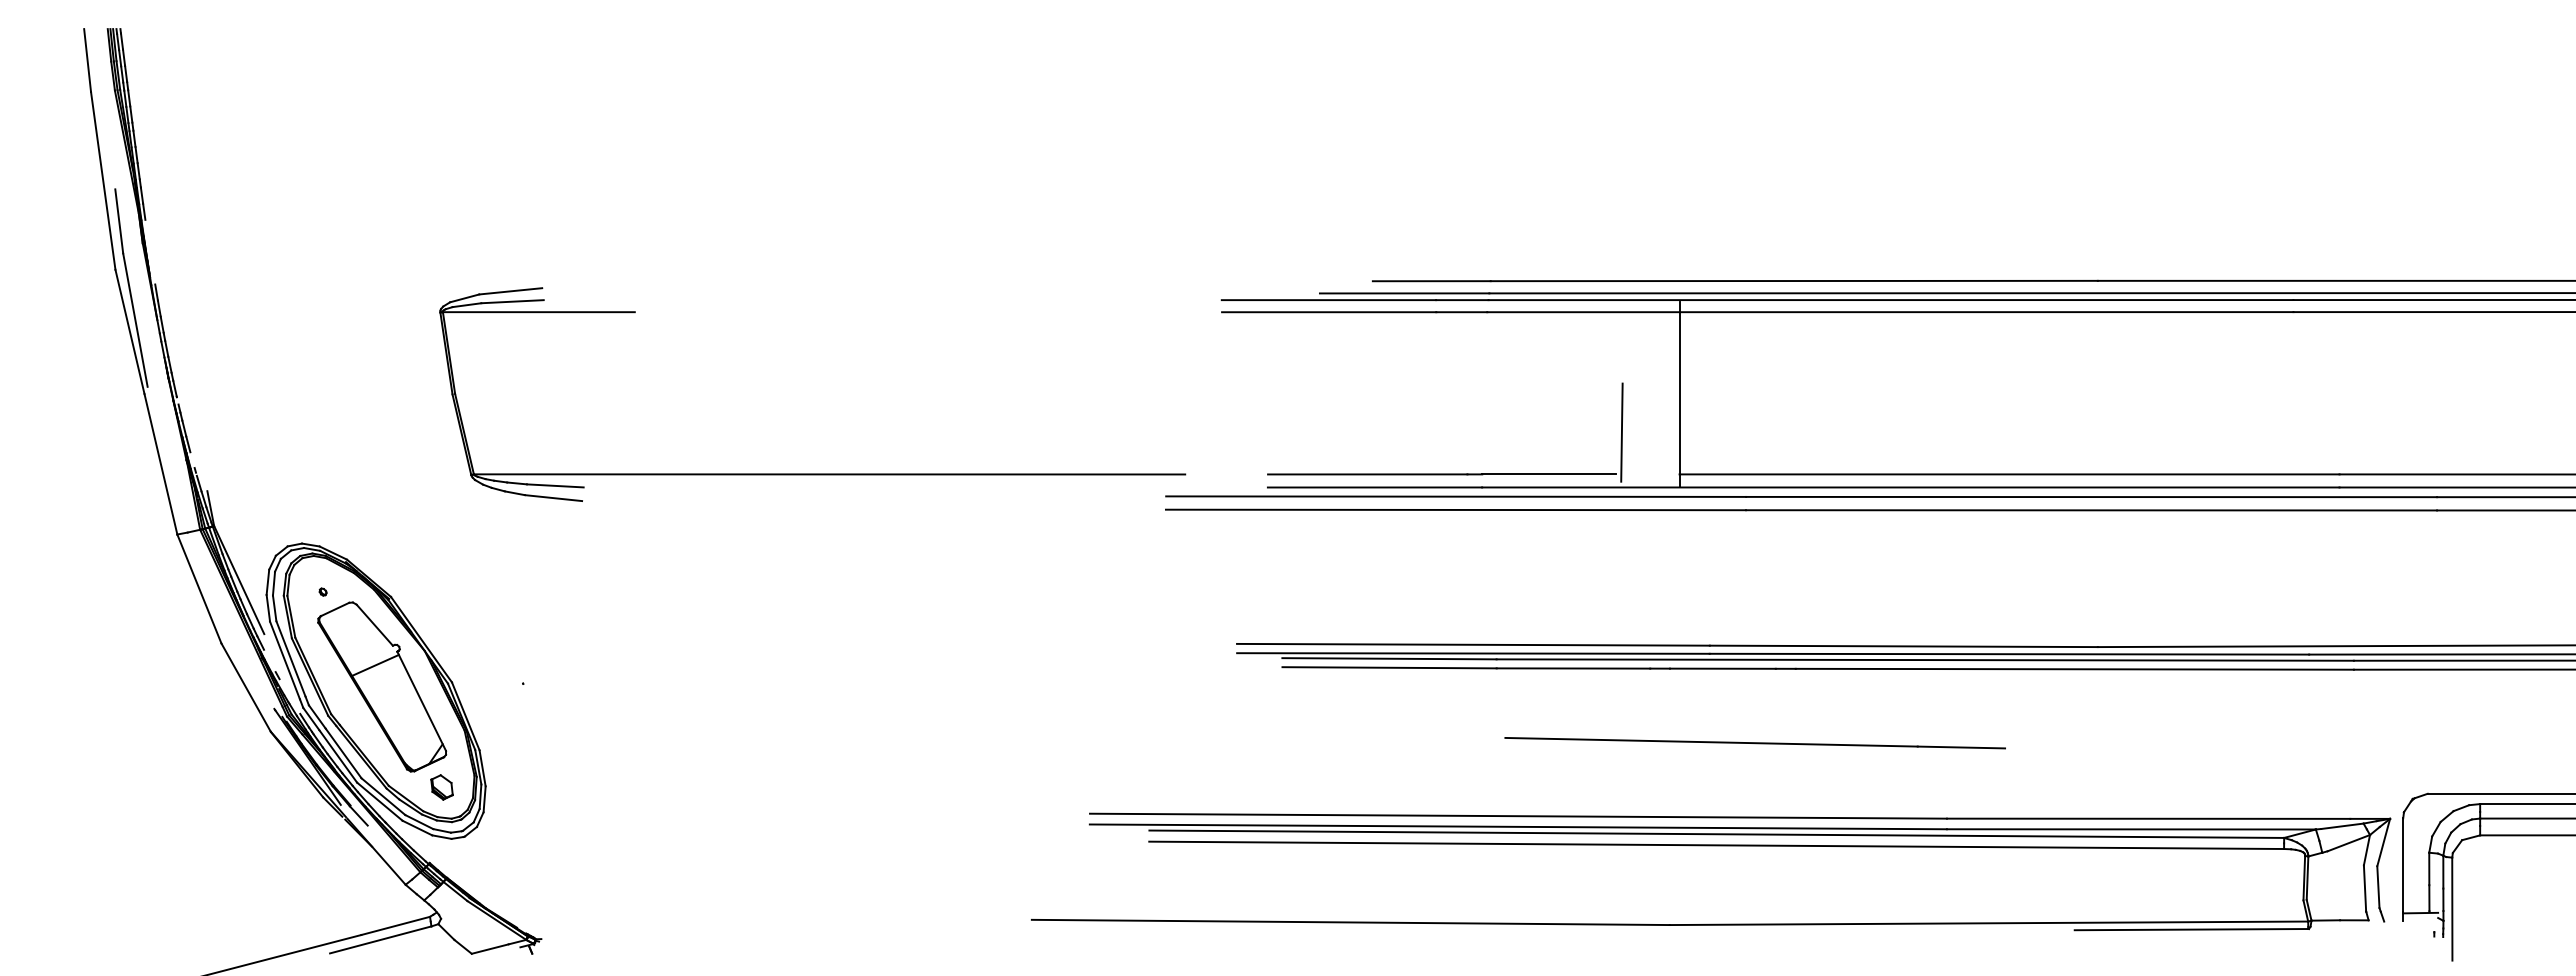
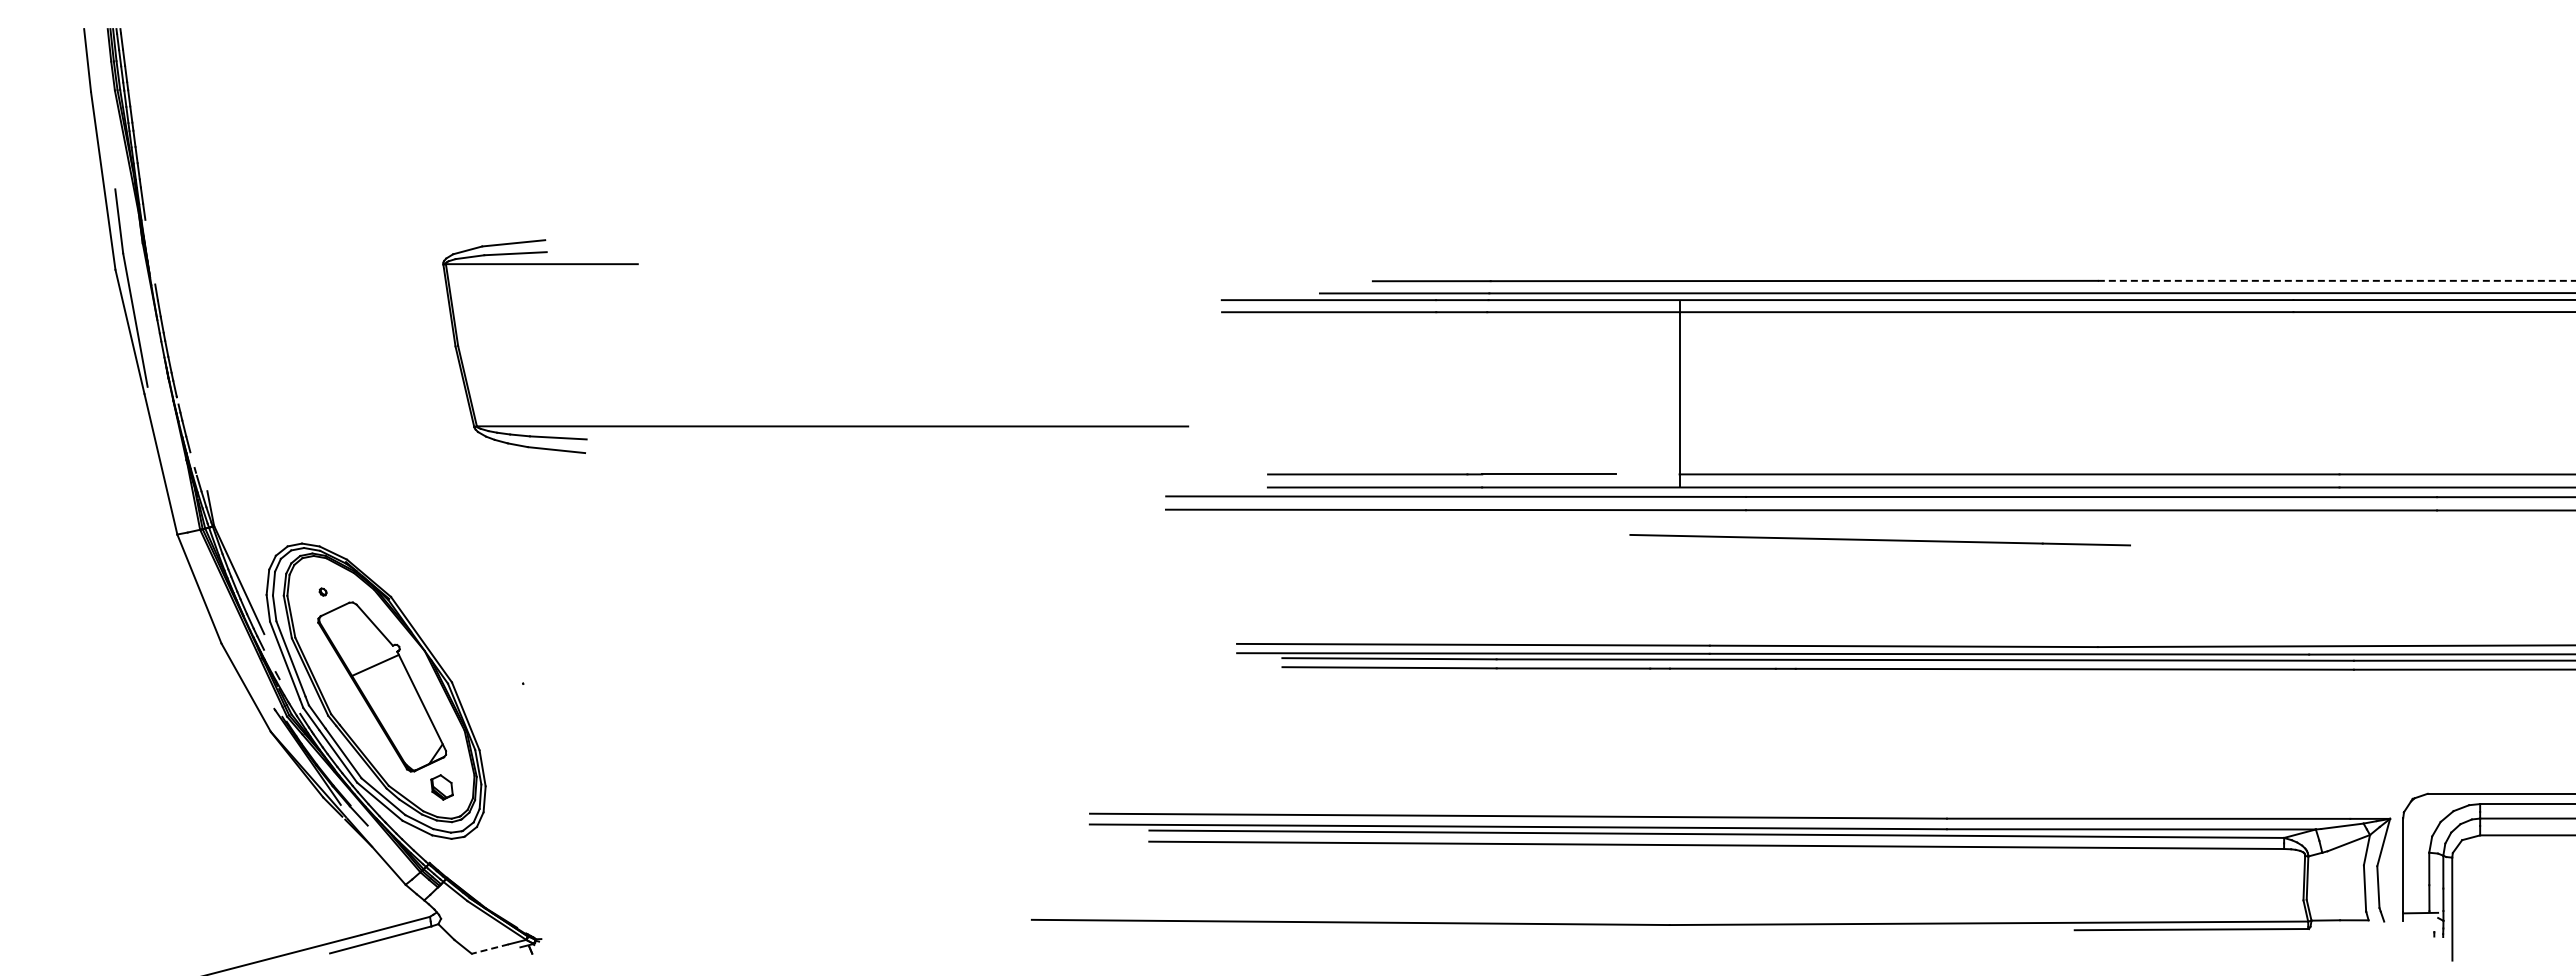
line: solid -> dashed (2336, 280)
line: present -> none (1621, 432)
part position: (812, 473) -> (815, 425) (815, 425)
line position: (1754, 743) -> (1879, 540) (1879, 540)
line: solid -> dashed (489, 949)
